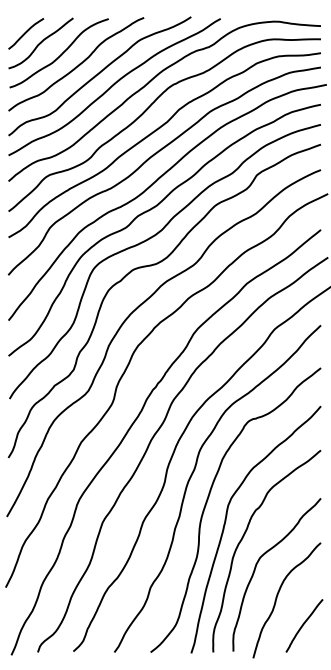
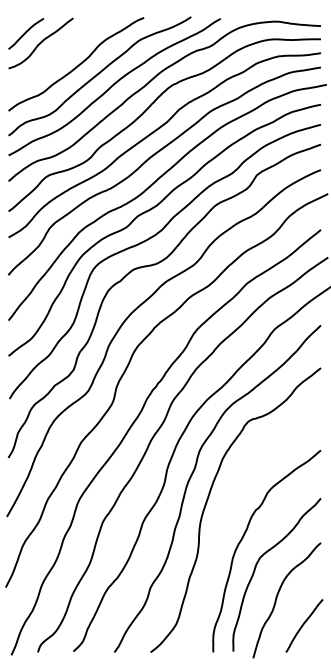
curve: present -> none (60, 54)
curve: present -> none (226, 521)
